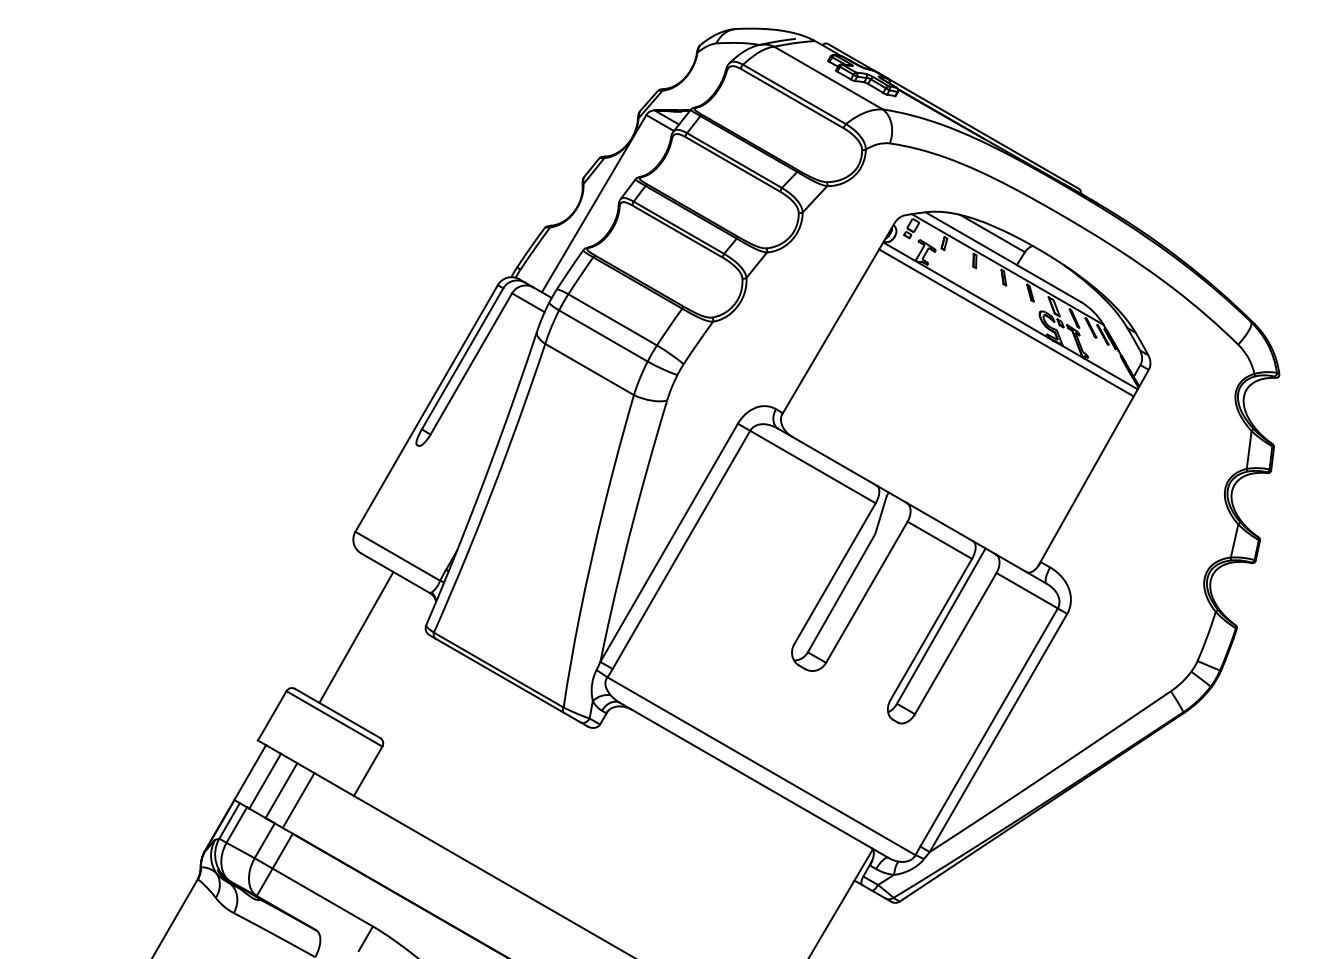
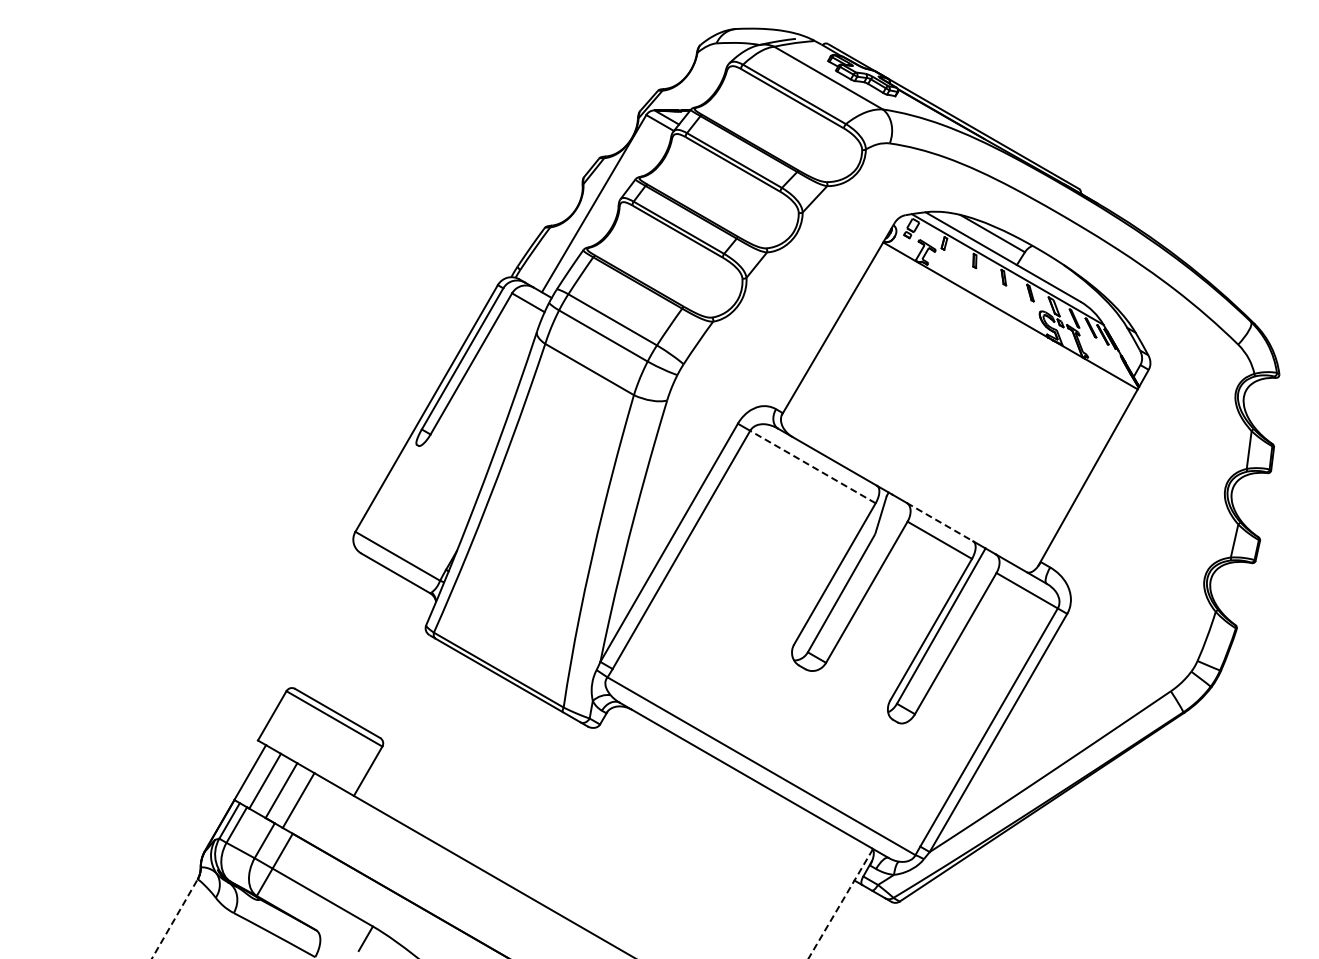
line: present -> none (1006, 322)
line: solid -> dashed (812, 466)
line: solid -> dashed (940, 522)
line: present -> none (356, 637)
line: solid -> dashed (840, 903)
line: solid -> dashed (175, 918)
